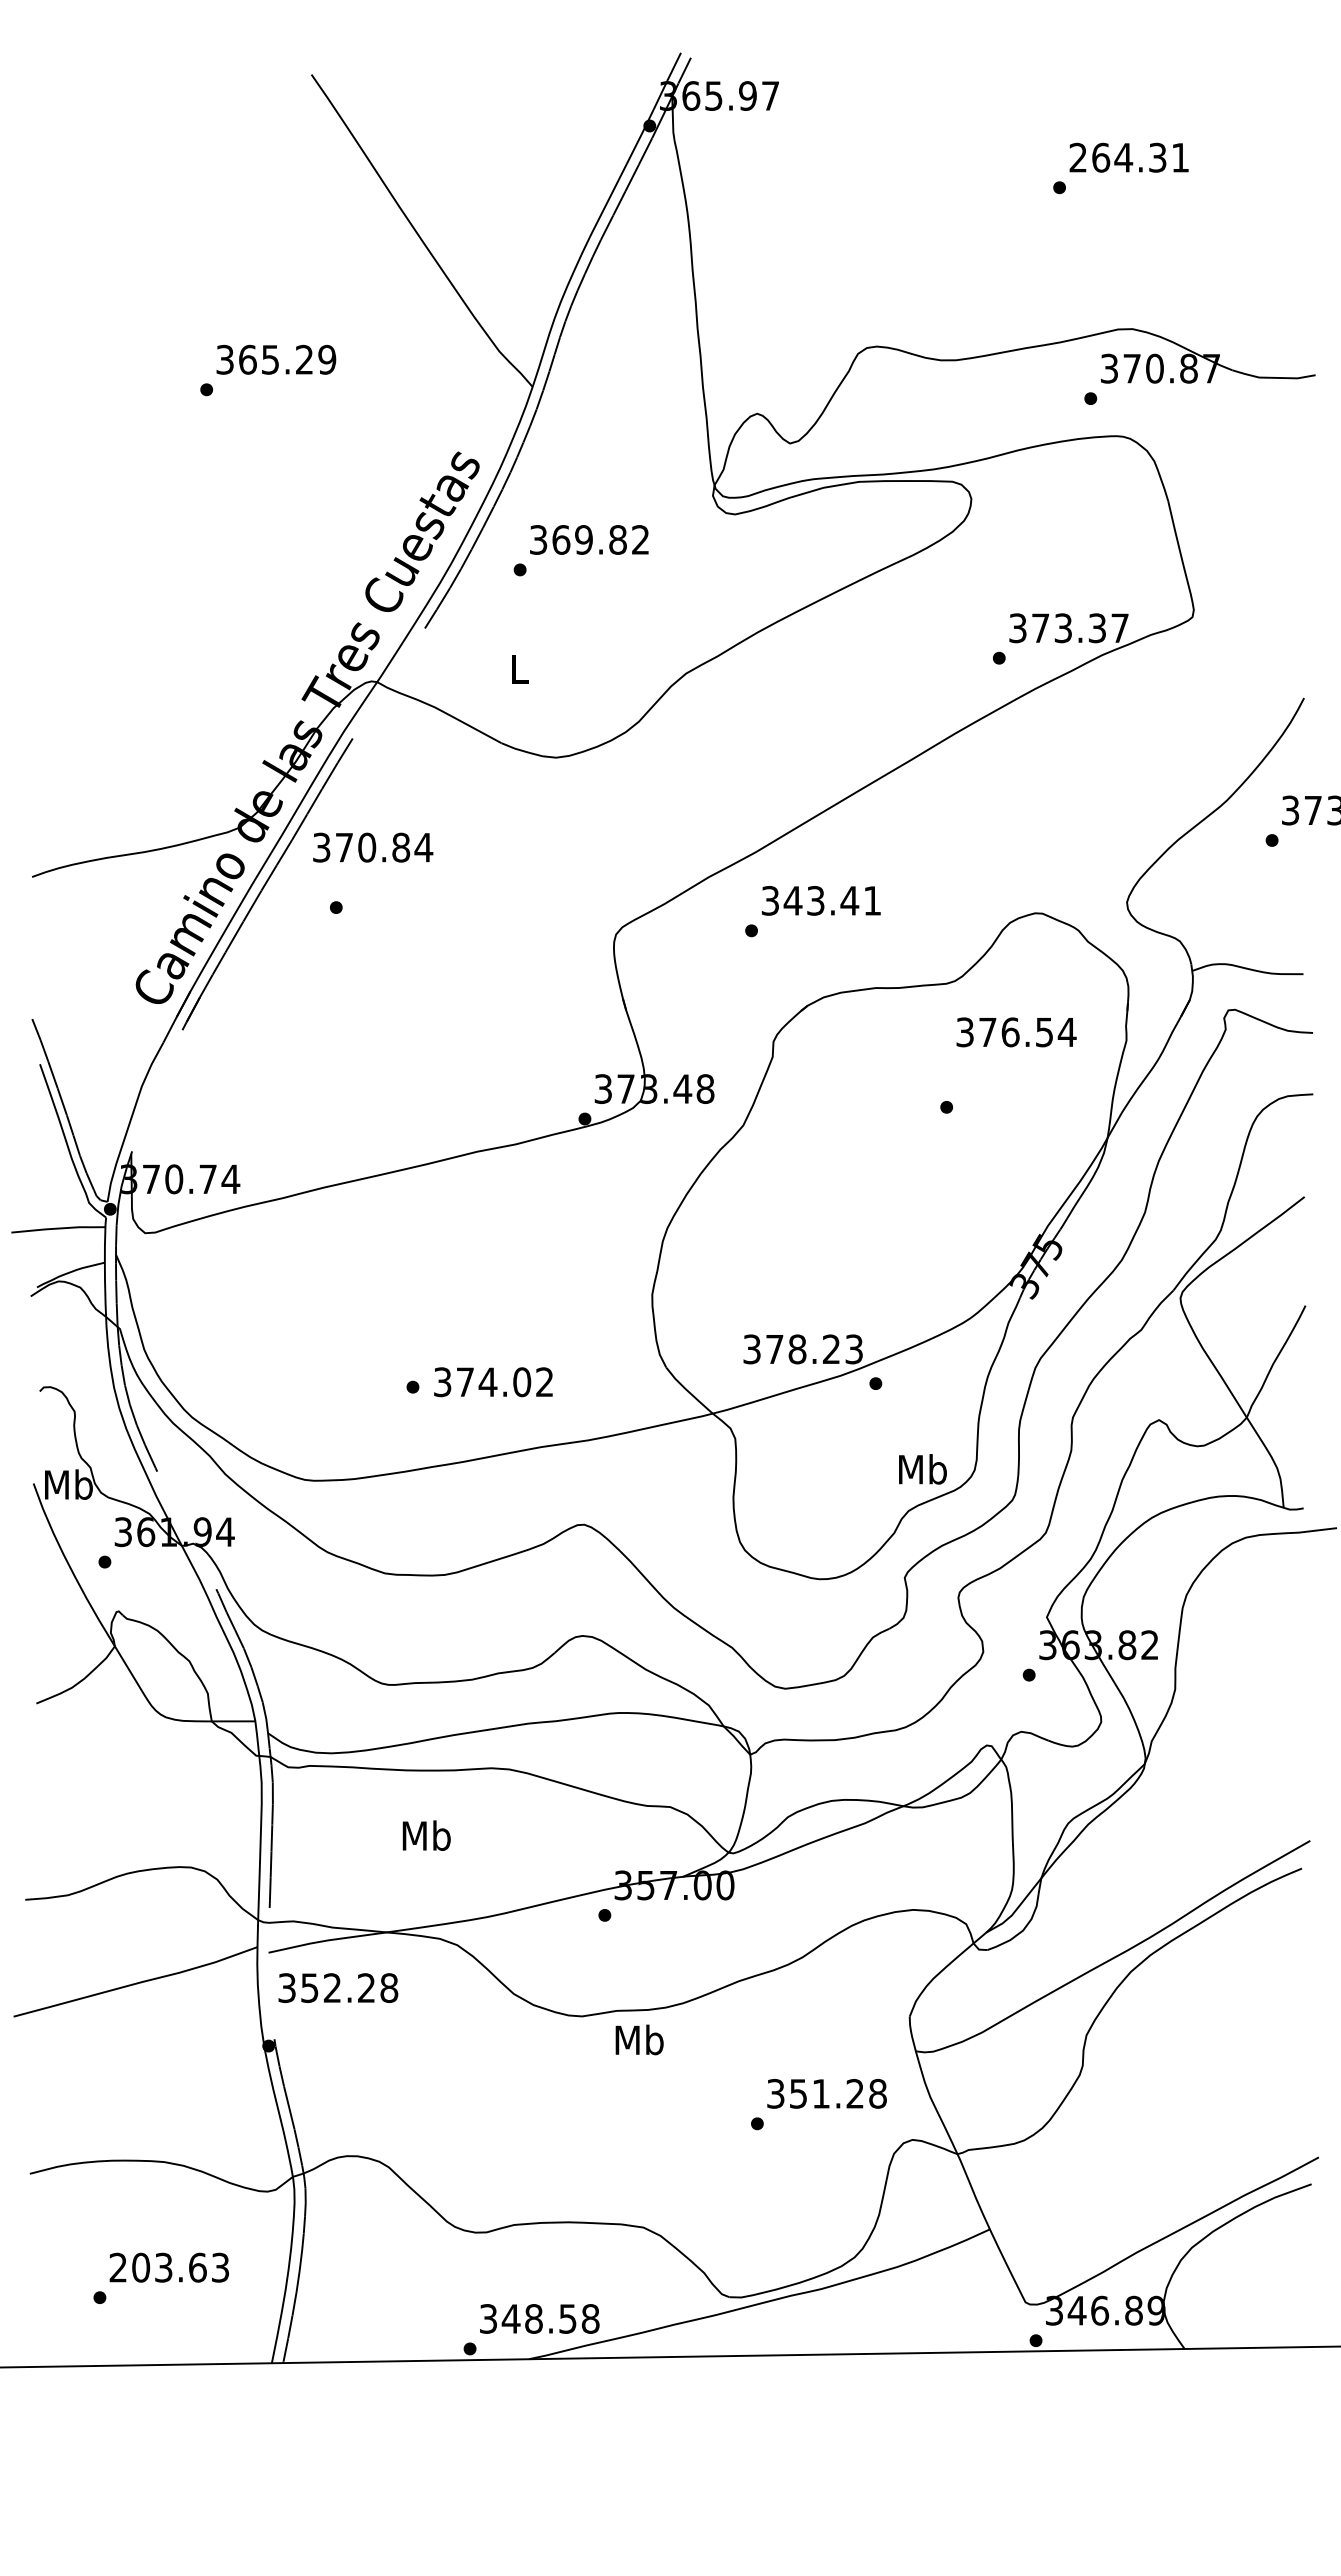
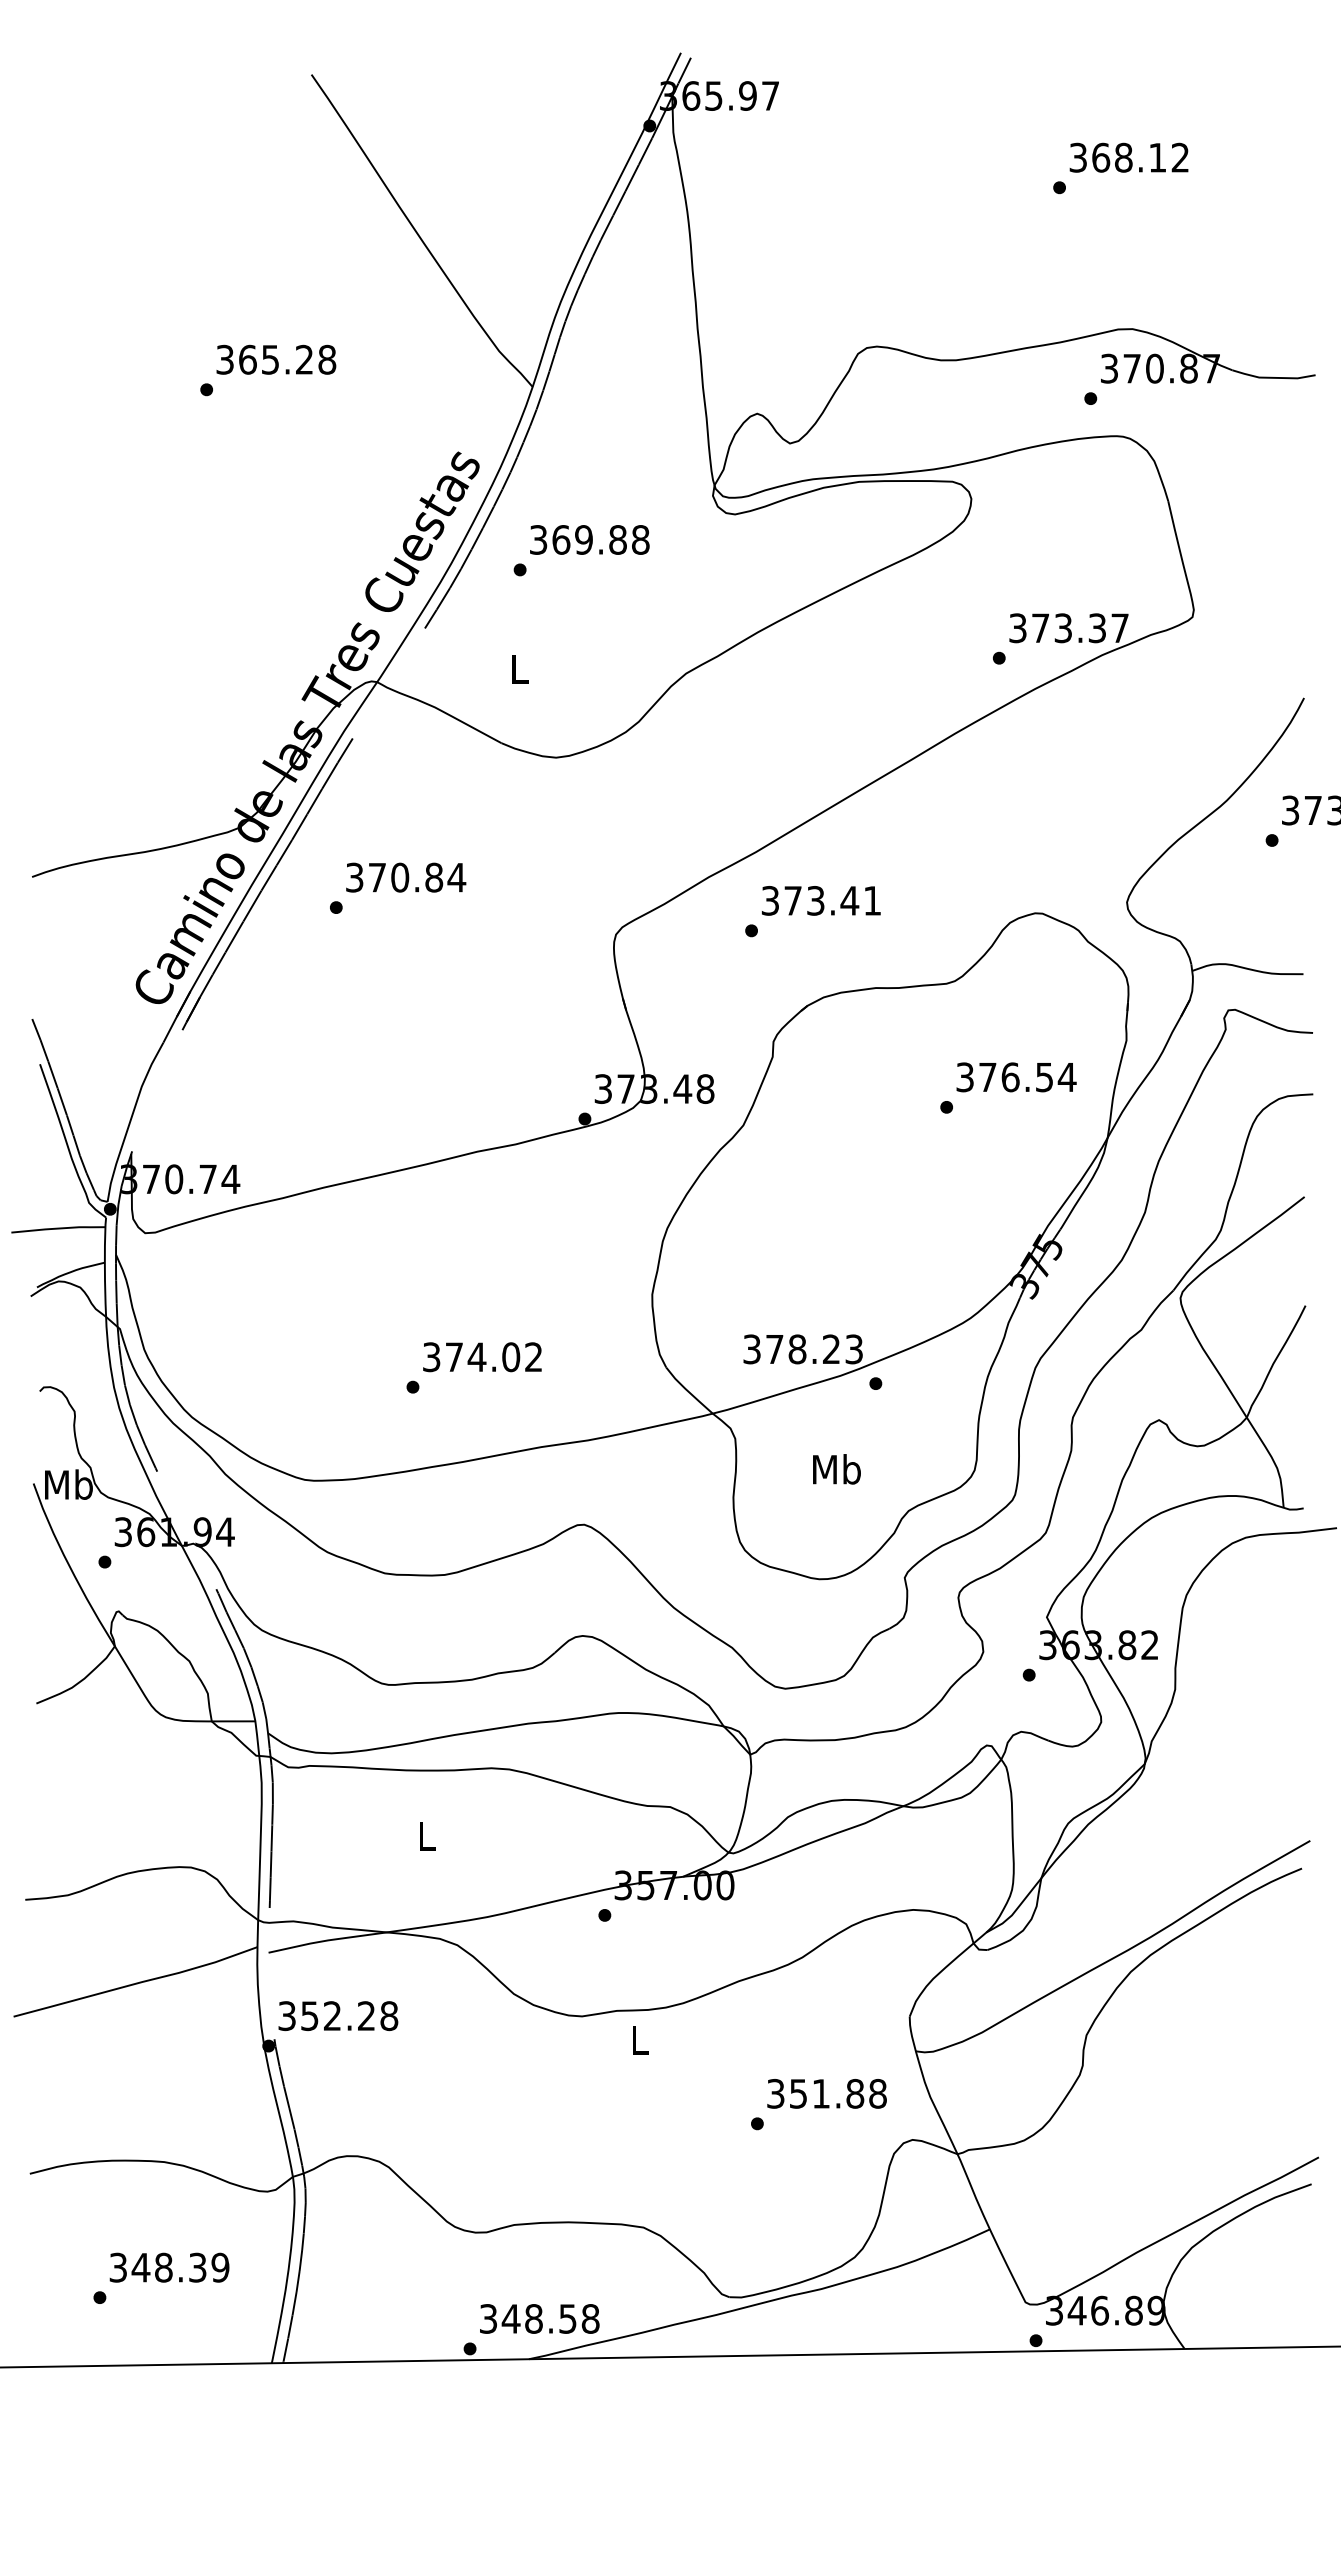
text: 264.31 -> 368.12 (1128, 157)
text: 365.29 -> 365.28 (327, 359)
text: 369.82 -> 369.88 (640, 539)
text position: (373, 847) -> (406, 877) (406, 877)
text: 343.41 -> 373.41 (792, 900)
text position: (1016, 1032) -> (1016, 1077) (1016, 1077)
text position: (493, 1382) -> (482, 1357) (482, 1357)
text position: (922, 1469) -> (836, 1469) (836, 1469)
text: Mb -> L (426, 1835)
text position: (338, 1988) -> (338, 2016) (338, 2016)
text: Mb -> L (639, 2039)
text: 351.28 -> 351.88 (855, 2093)
text: 203.63 -> 348.39 (169, 2267)
